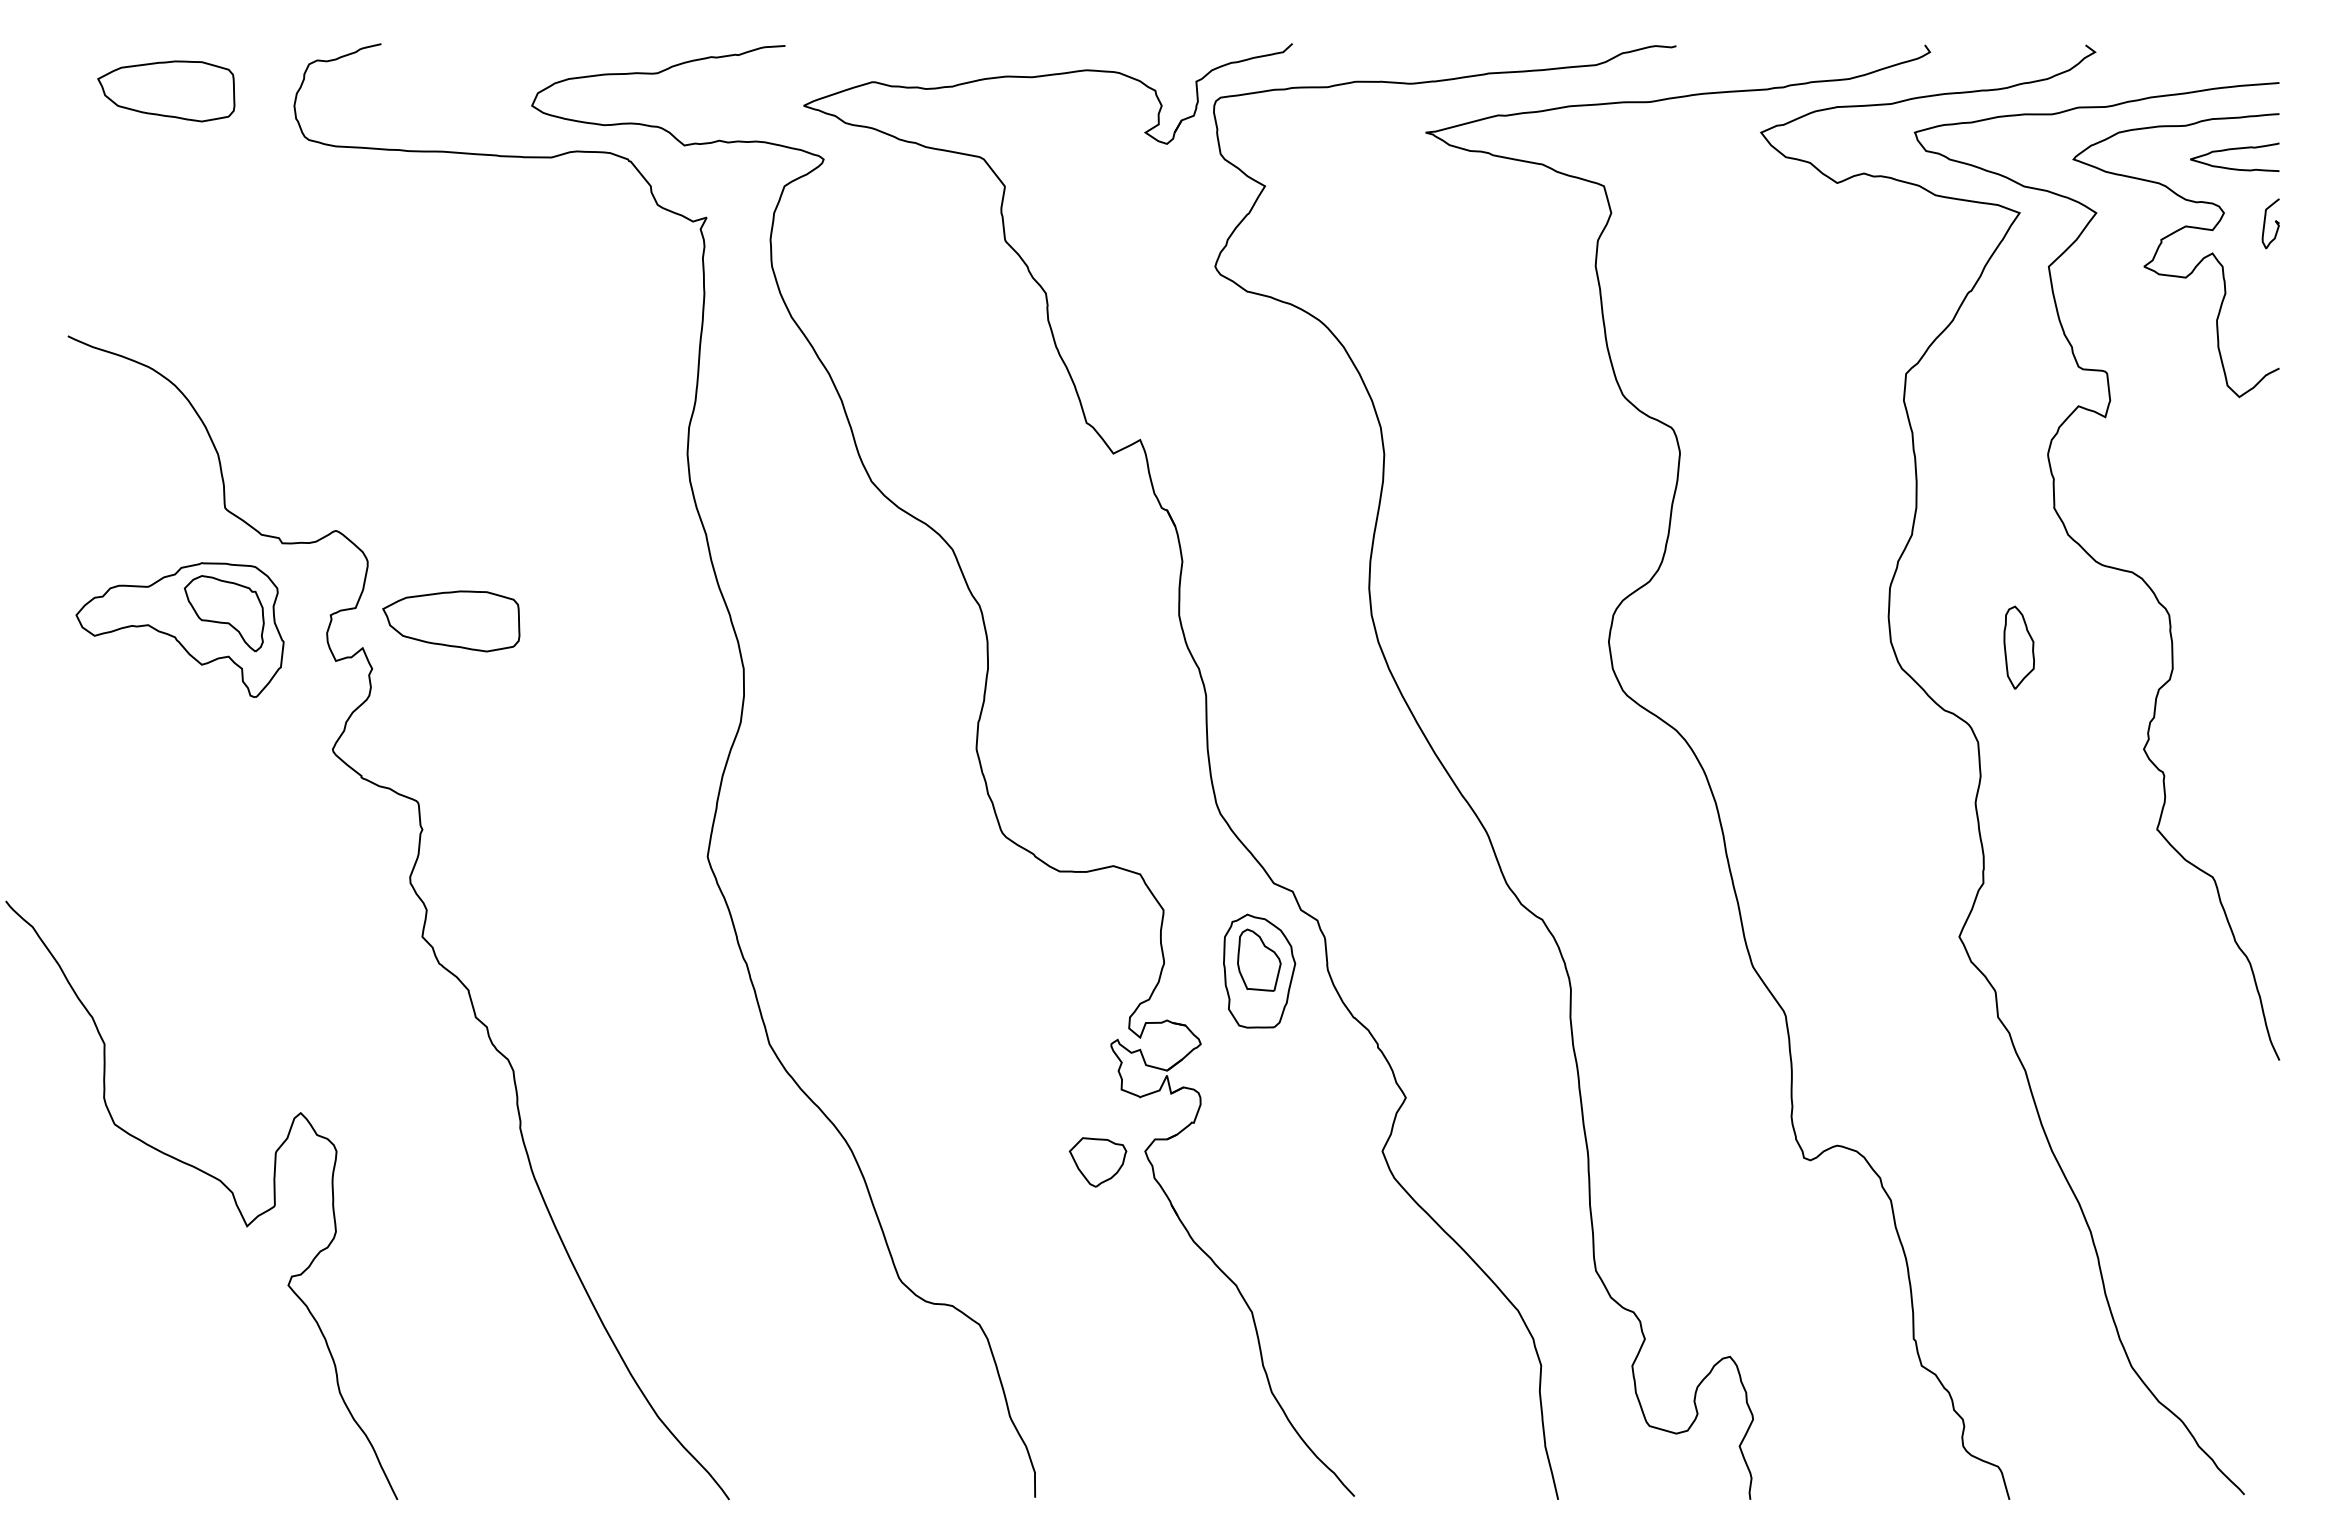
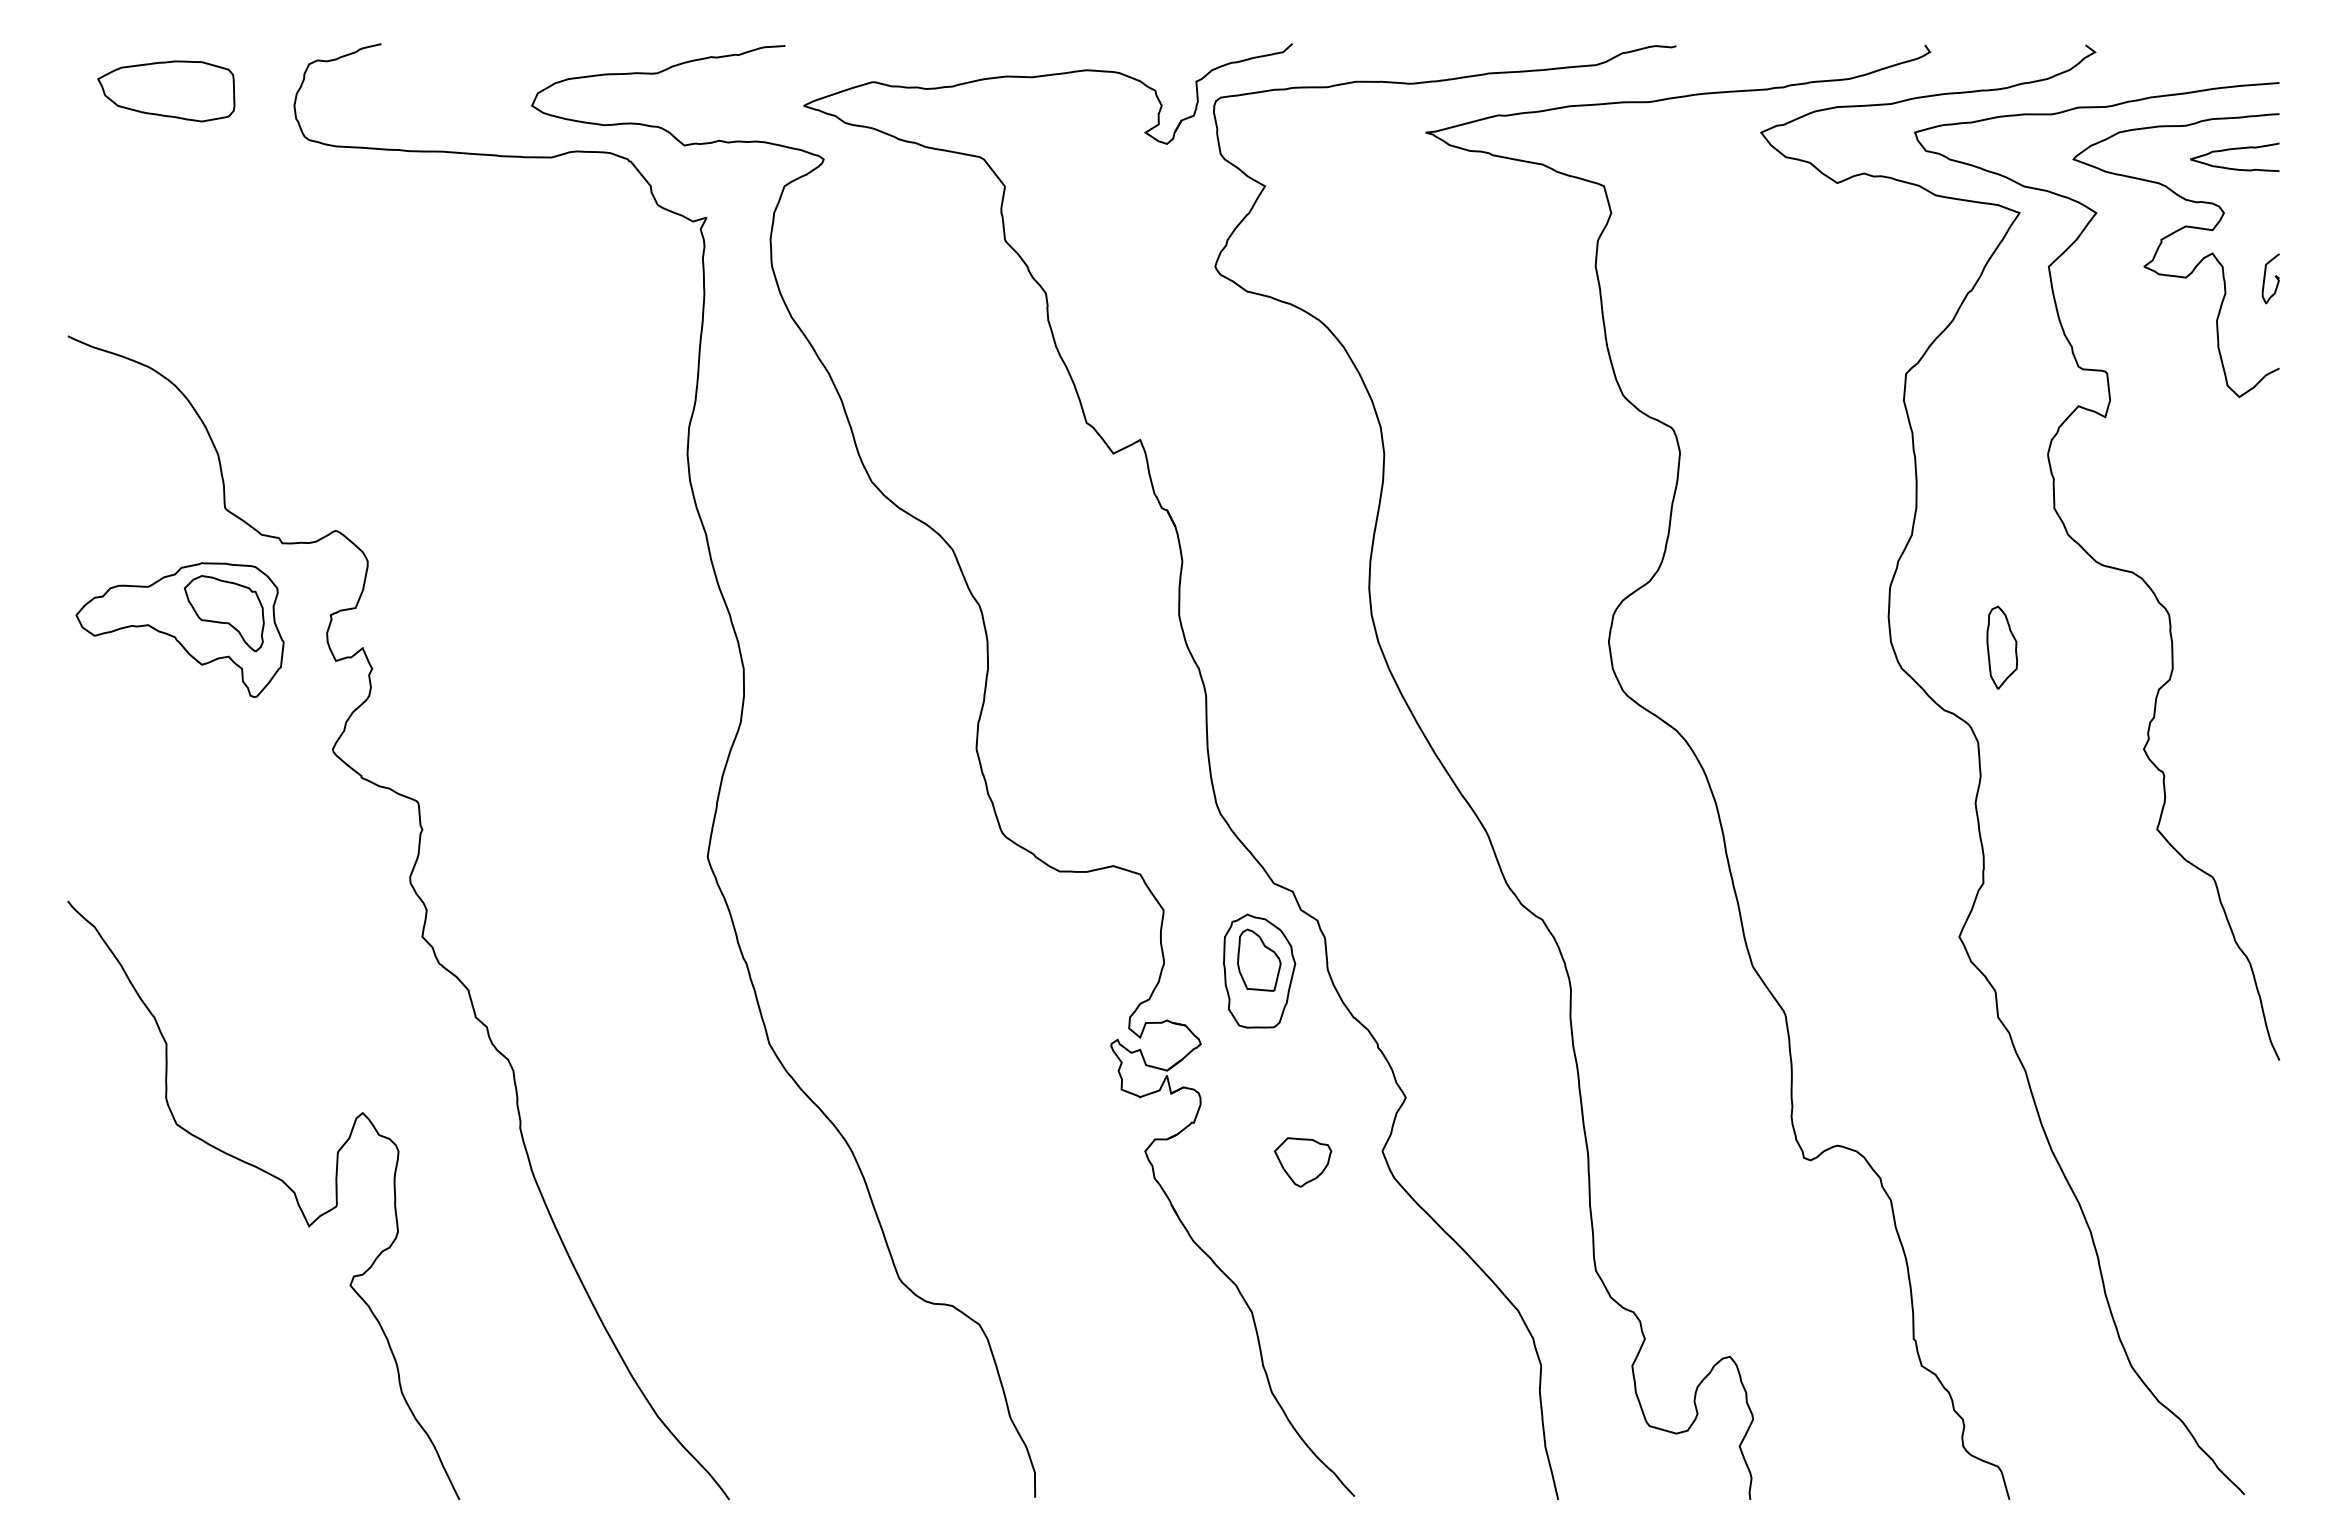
curve position: (2274, 221) -> (2274, 276) (2274, 276)
part: present -> none (451, 621)
part position: (2018, 647) -> (2001, 647) (2001, 647)
part position: (1097, 1162) -> (1302, 1162) (1302, 1162)
curve position: (213, 1178) -> (275, 1178) (275, 1178)
